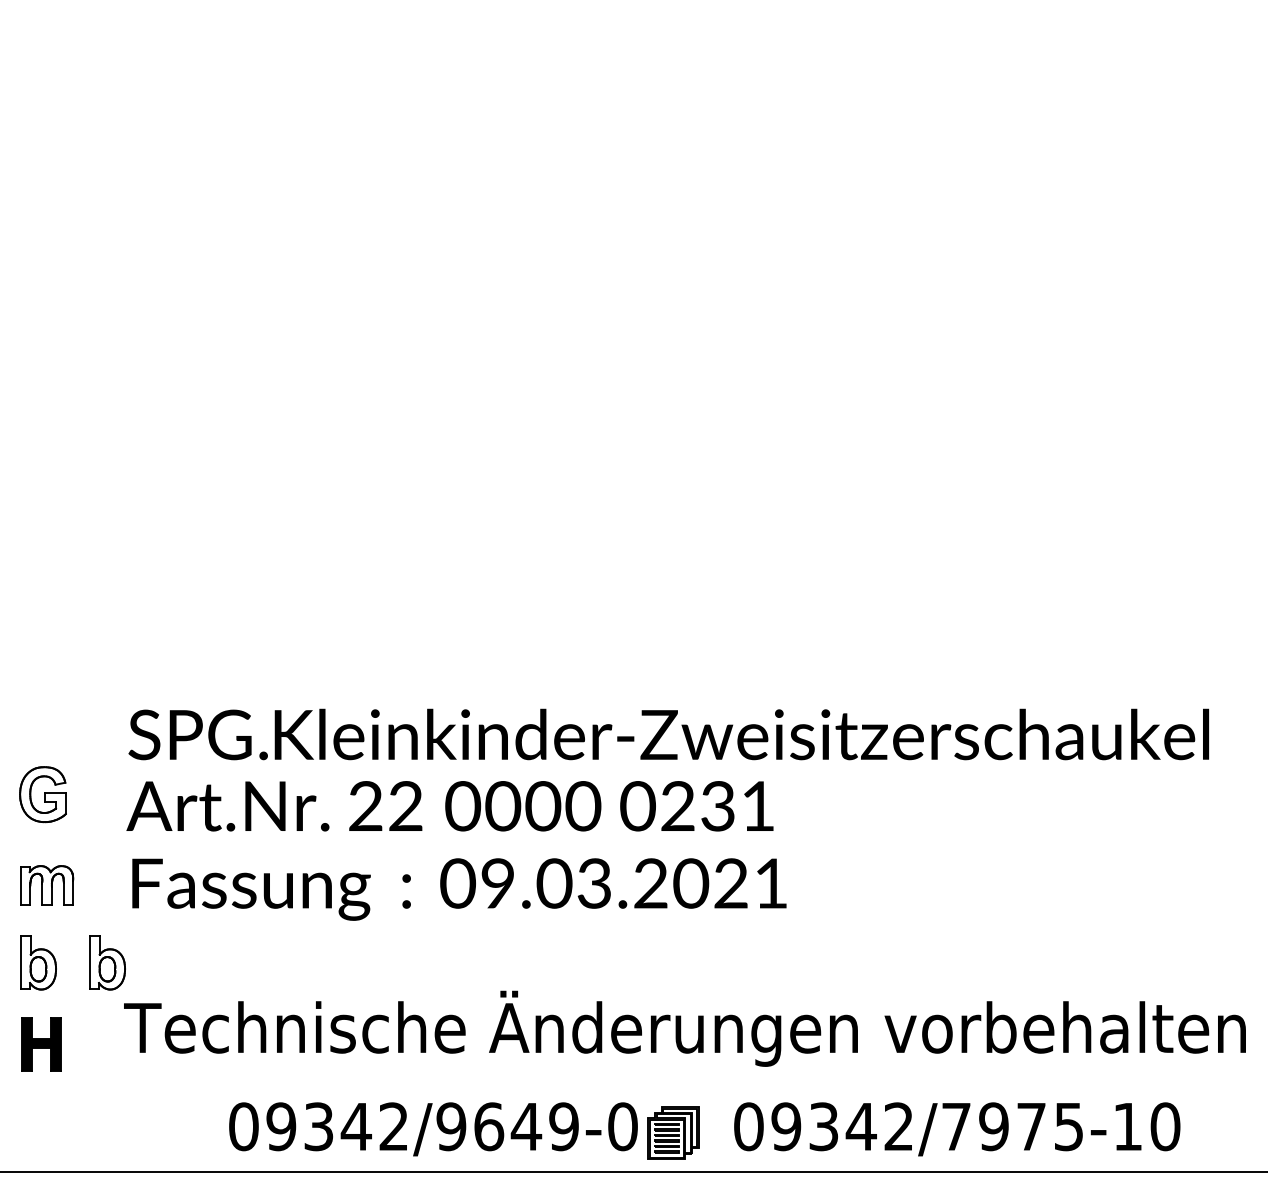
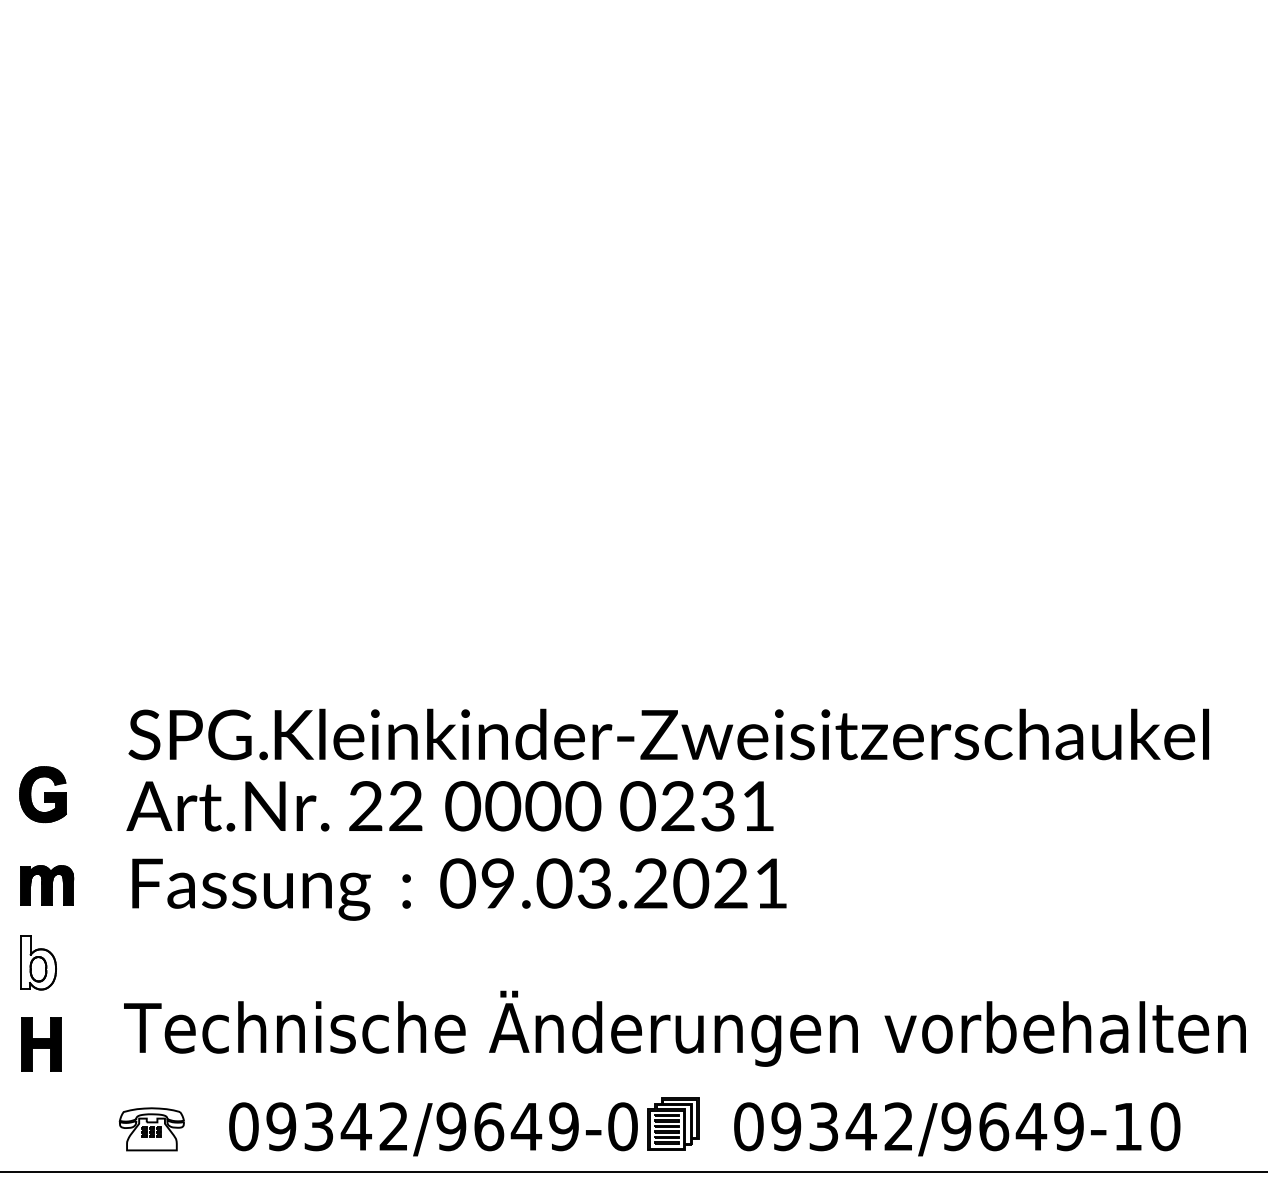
fill: none -> present (42, 794)
fill: none -> present (47, 885)
part: present -> none (107, 962)
text: 09342/7975-10 -> 09342/9649-10 (1012, 1126)
part: none -> present (151, 1129)
part position: (673, 1132) -> (673, 1123) (673, 1123)
